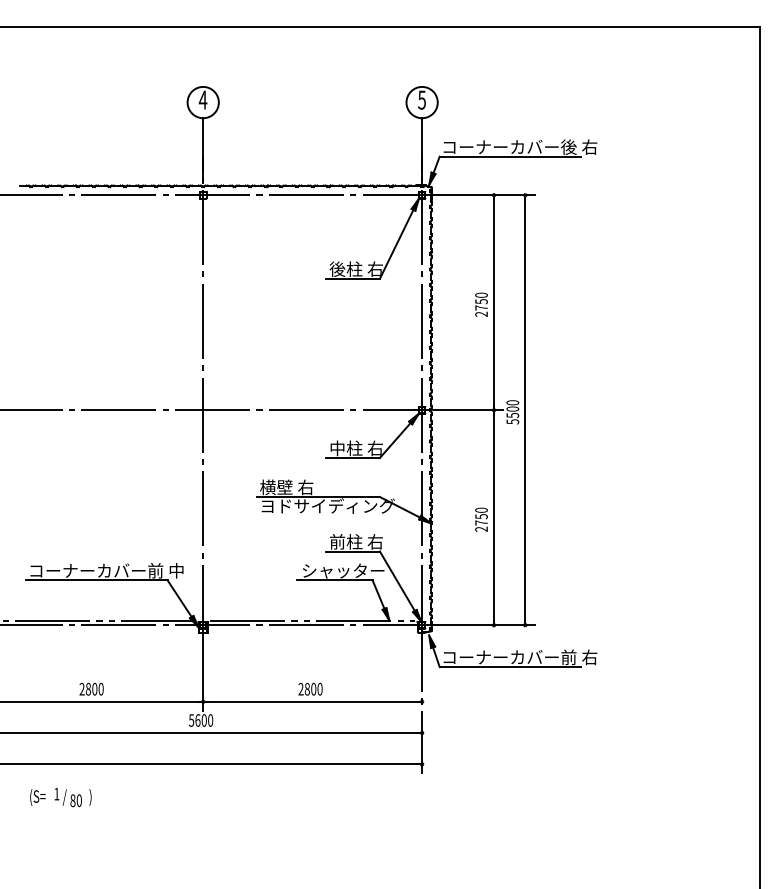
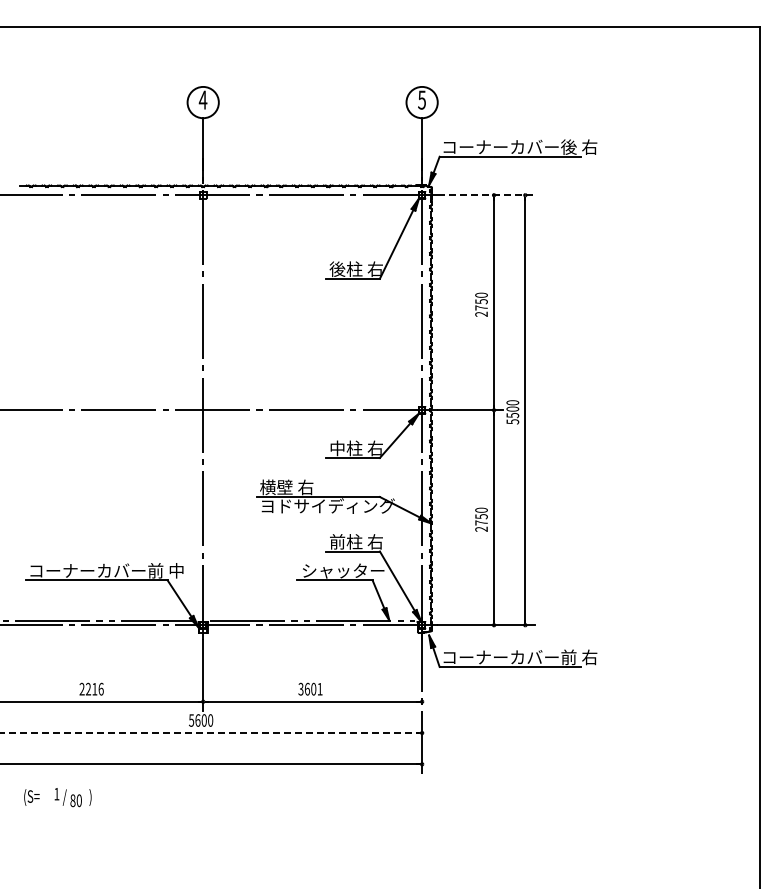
line: solid -> dashed (486, 195)
text: 2800 -> 2216 (94, 688)
text: 2800 -> 3601 (310, 688)
line: solid -> dashed (210, 733)
text position: (37, 797) -> (31, 797) (31, 797)
